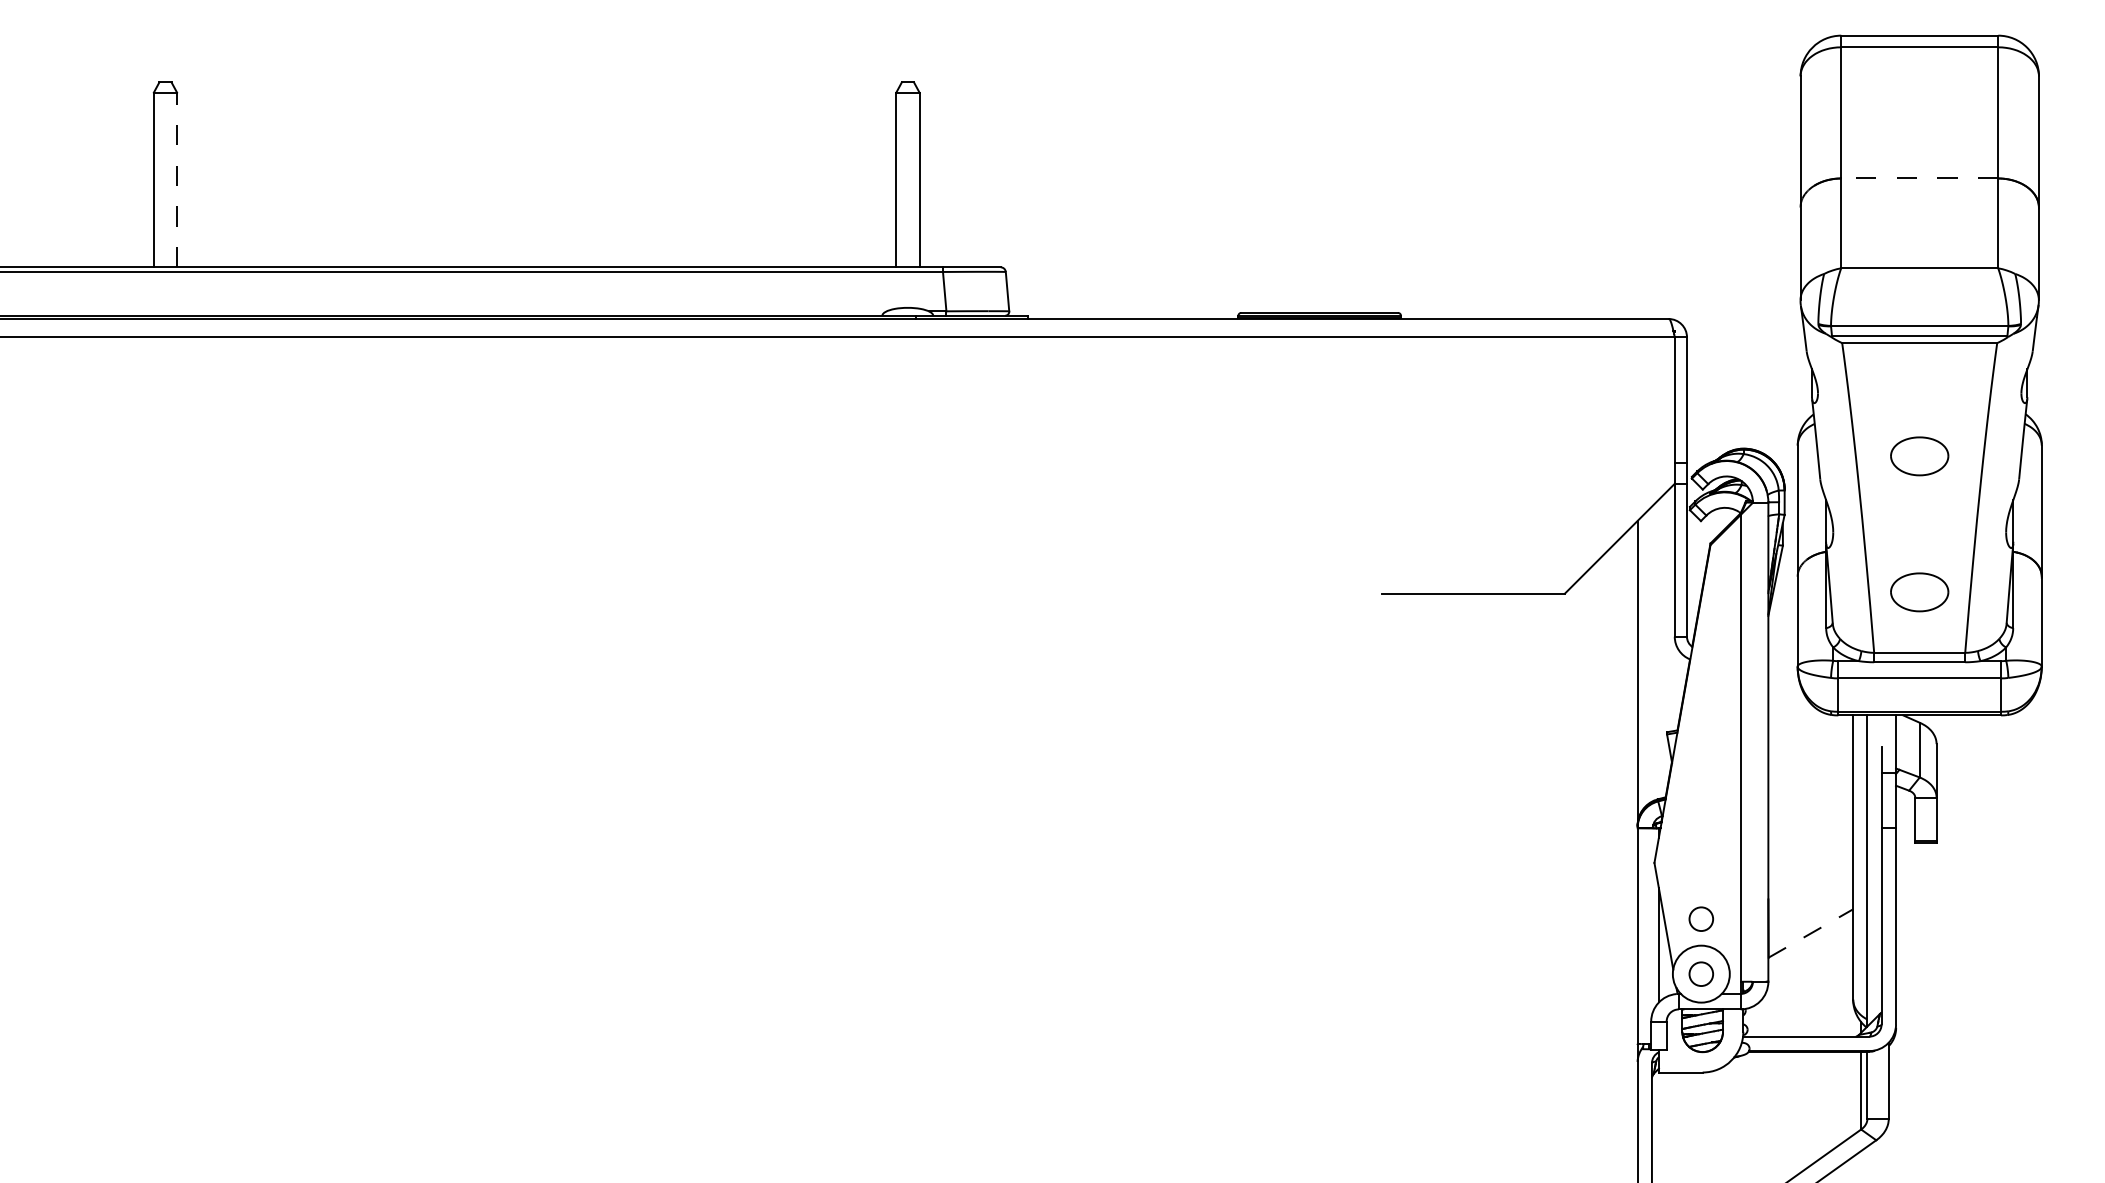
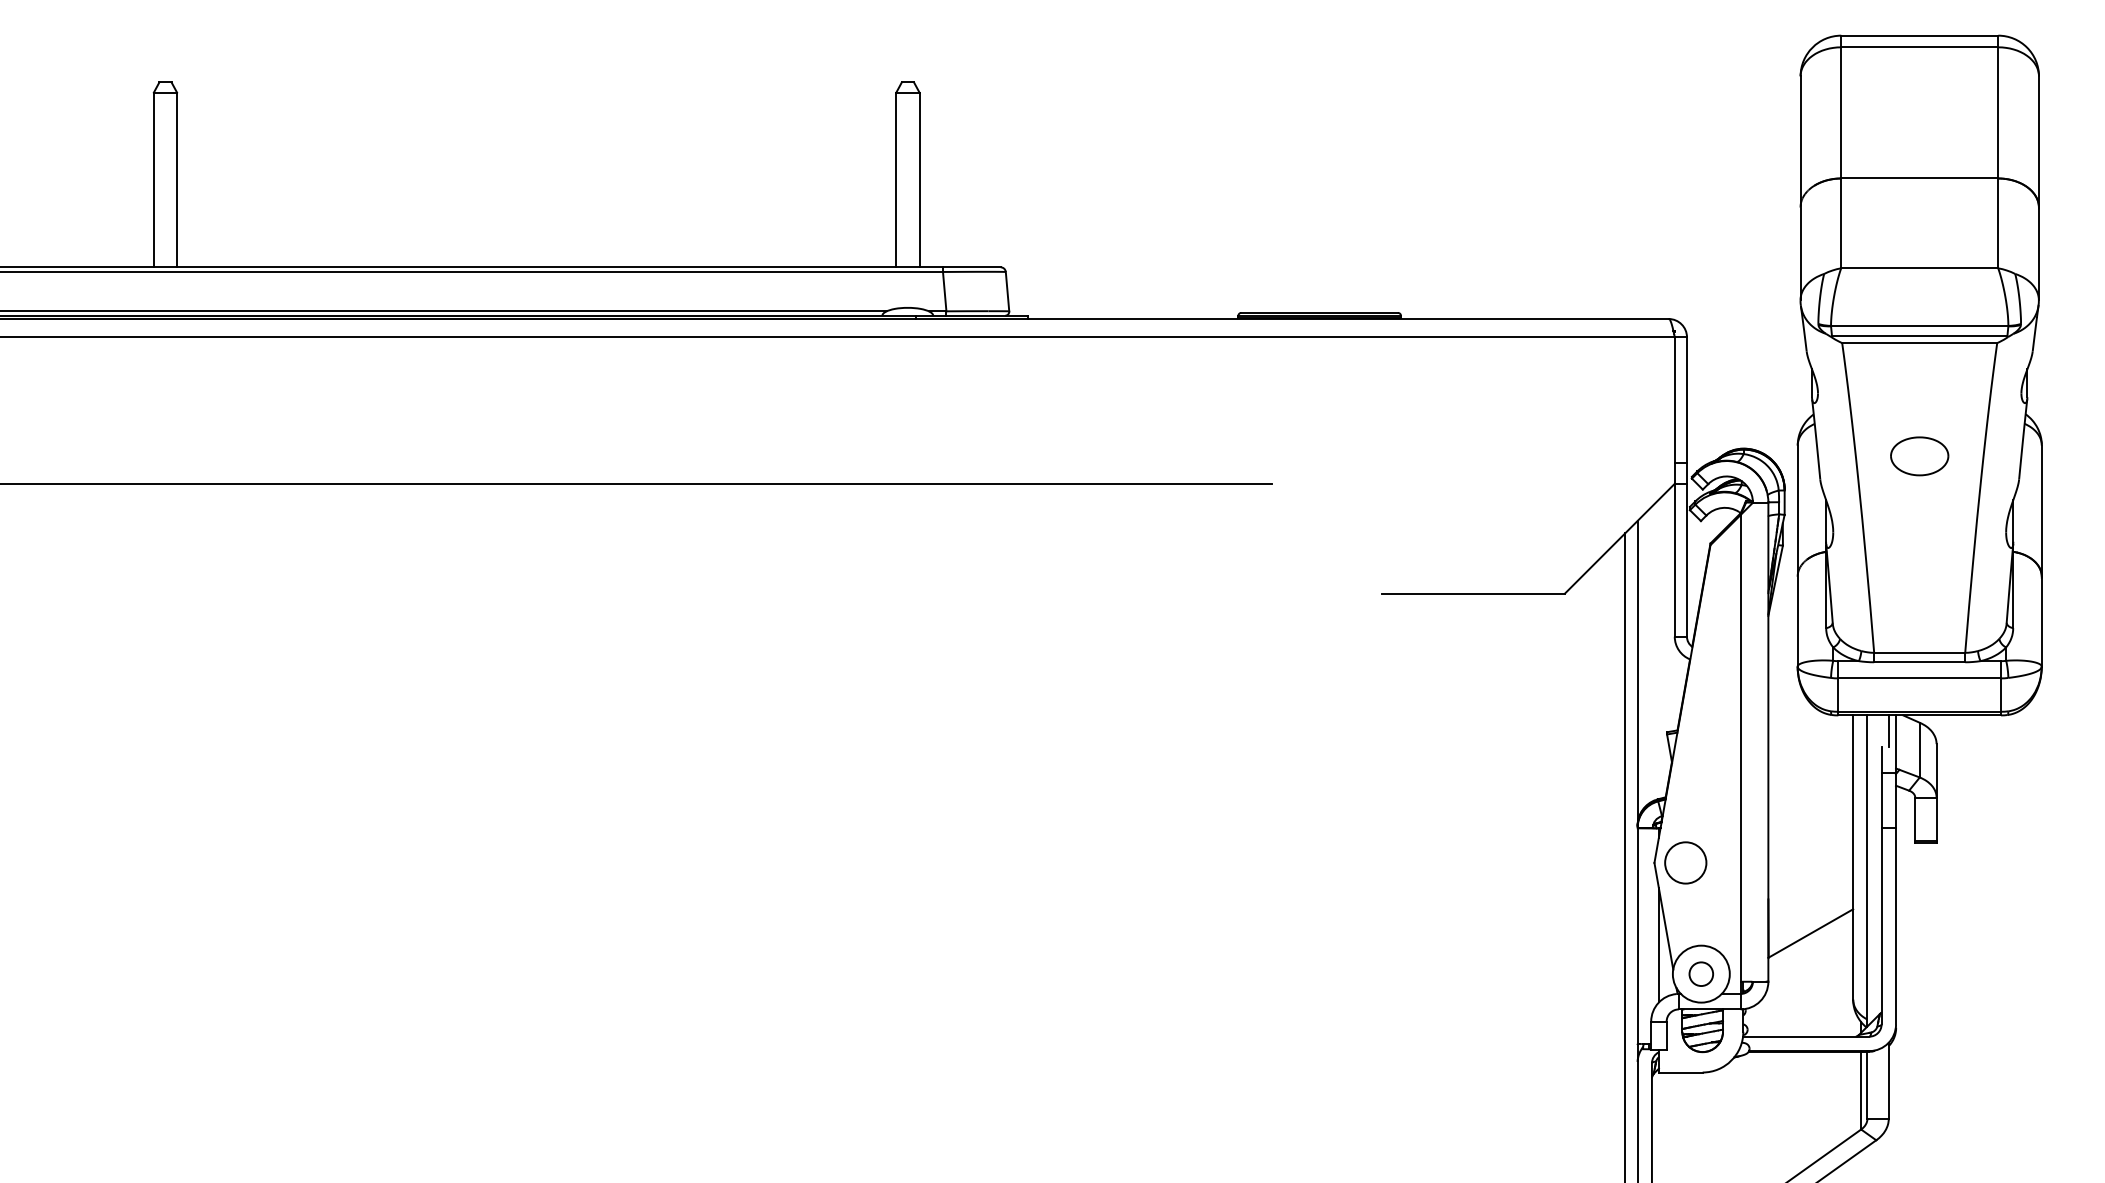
line: dashed -> solid (1919, 178)
line: dashed -> solid (177, 179)
line: none -> present (444, 311)
line: none -> present (637, 483)
part: present -> none (1919, 592)
line: none -> present (1888, 730)
line: none -> present (1625, 856)
circle: none -> present (1685, 862)
circle: present -> none (1700, 918)
line: dashed -> solid (1810, 933)
